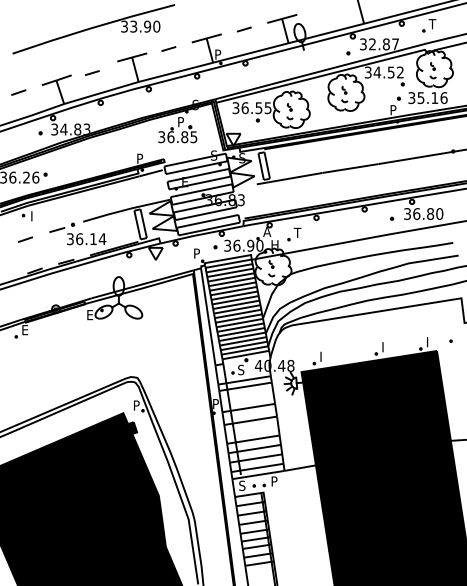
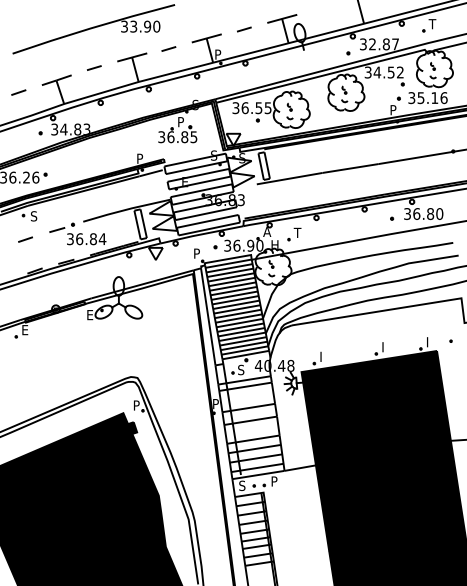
line position: (91, 72) -> (93, 67) (93, 67)
text: I -> S (33, 216)
text: 36.14 -> 36.84 (92, 239)
